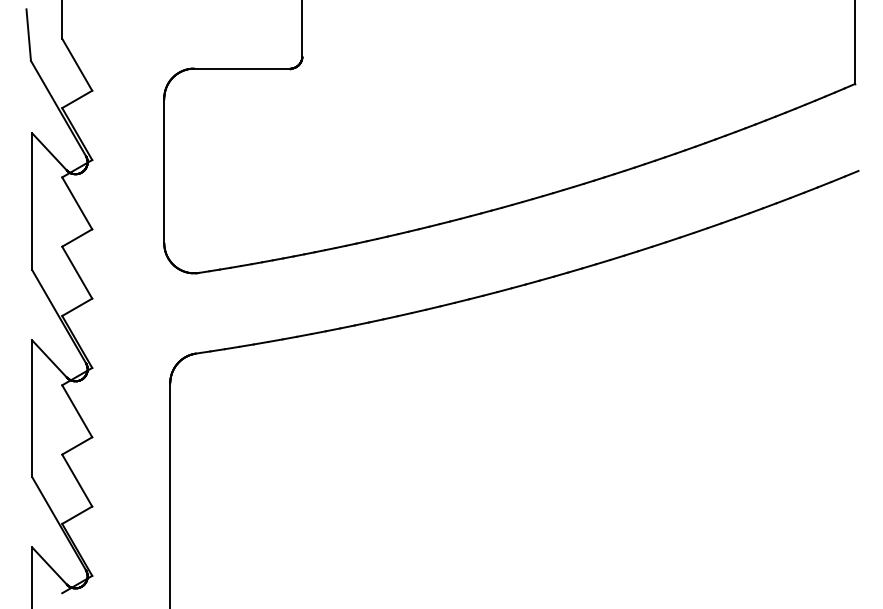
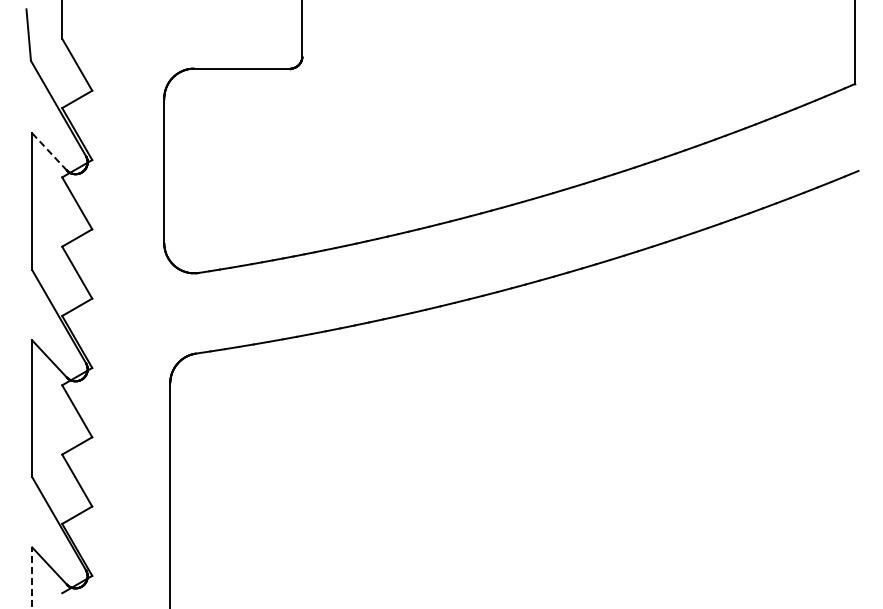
line: solid -> dashed (49, 152)
line: solid -> dashed (32, 577)
